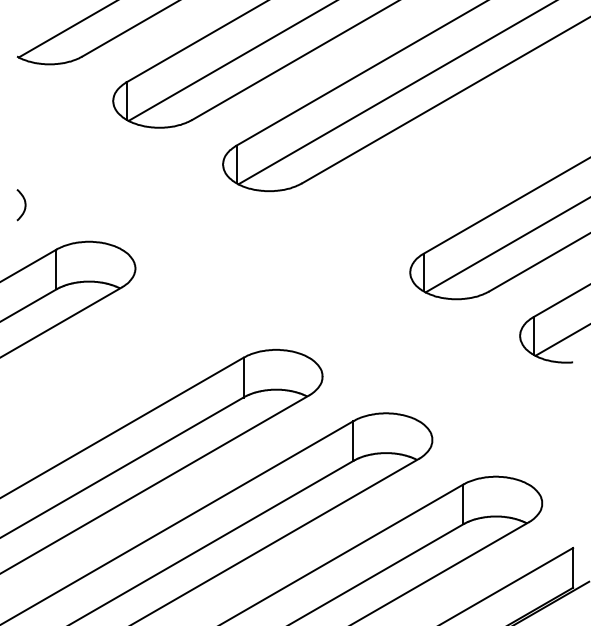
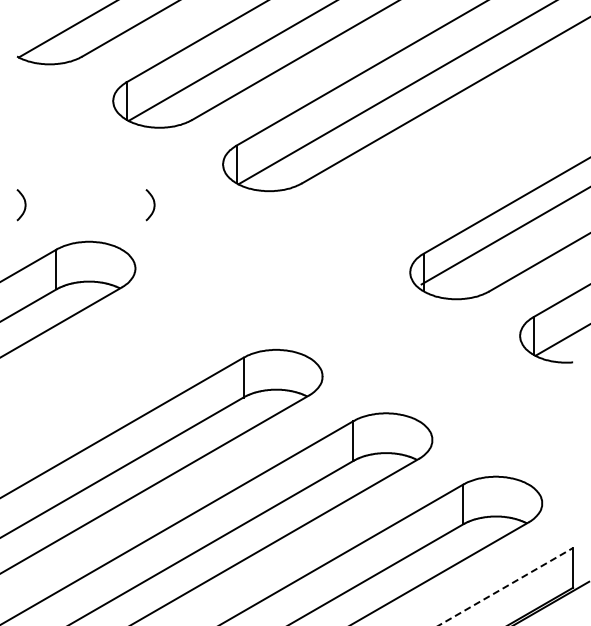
curve: none -> present (153, 205)
line position: (506, 245) -> (504, 236) (504, 236)
line: solid -> dashed (505, 586)
